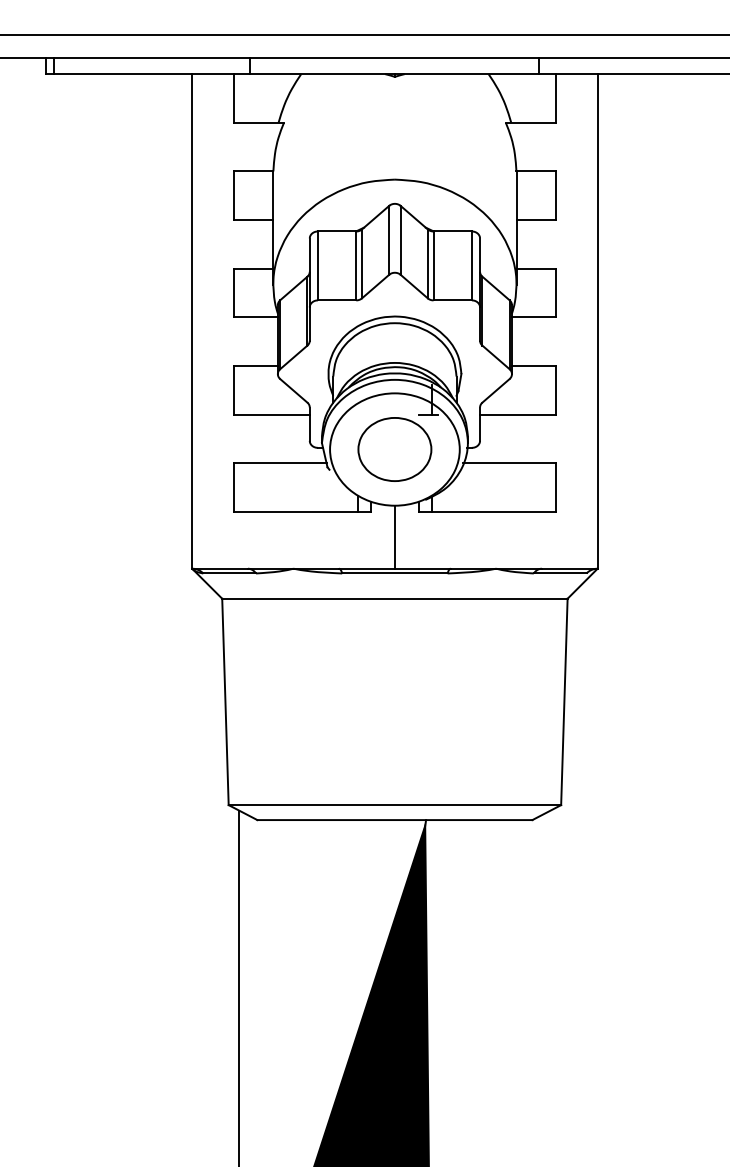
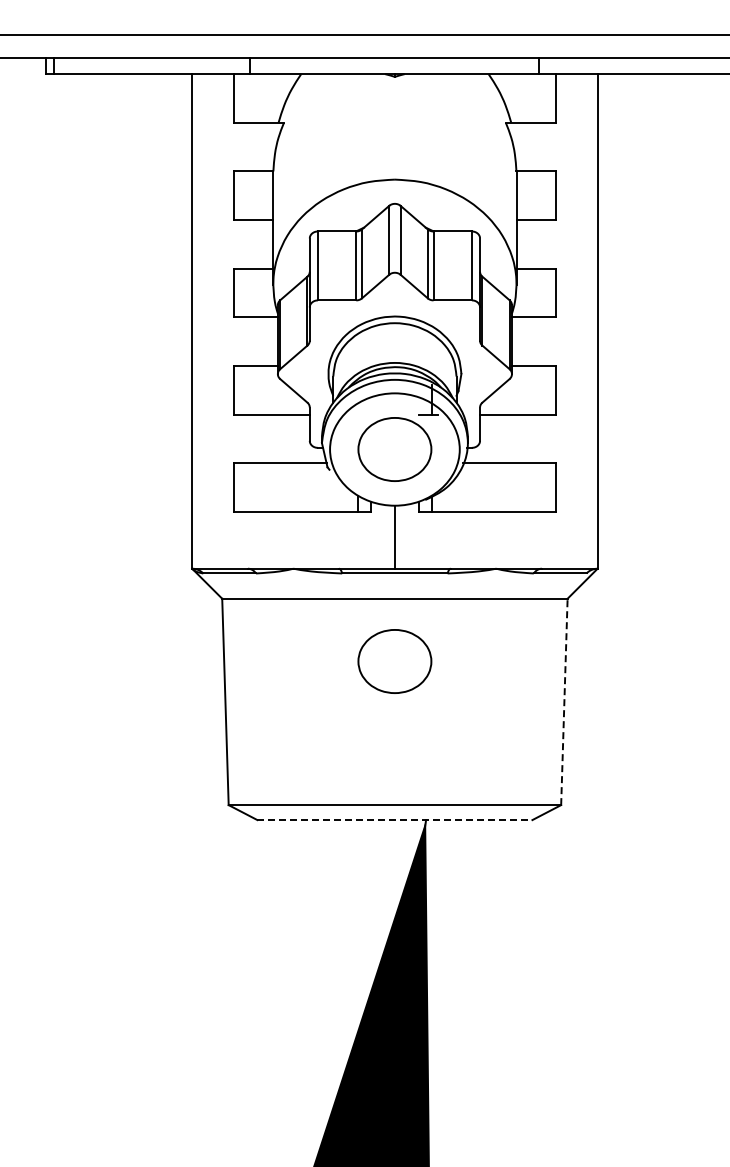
part: none -> present (394, 661)
line: solid -> dashed (564, 701)
line: solid -> dashed (394, 820)
line: present -> none (239, 986)
